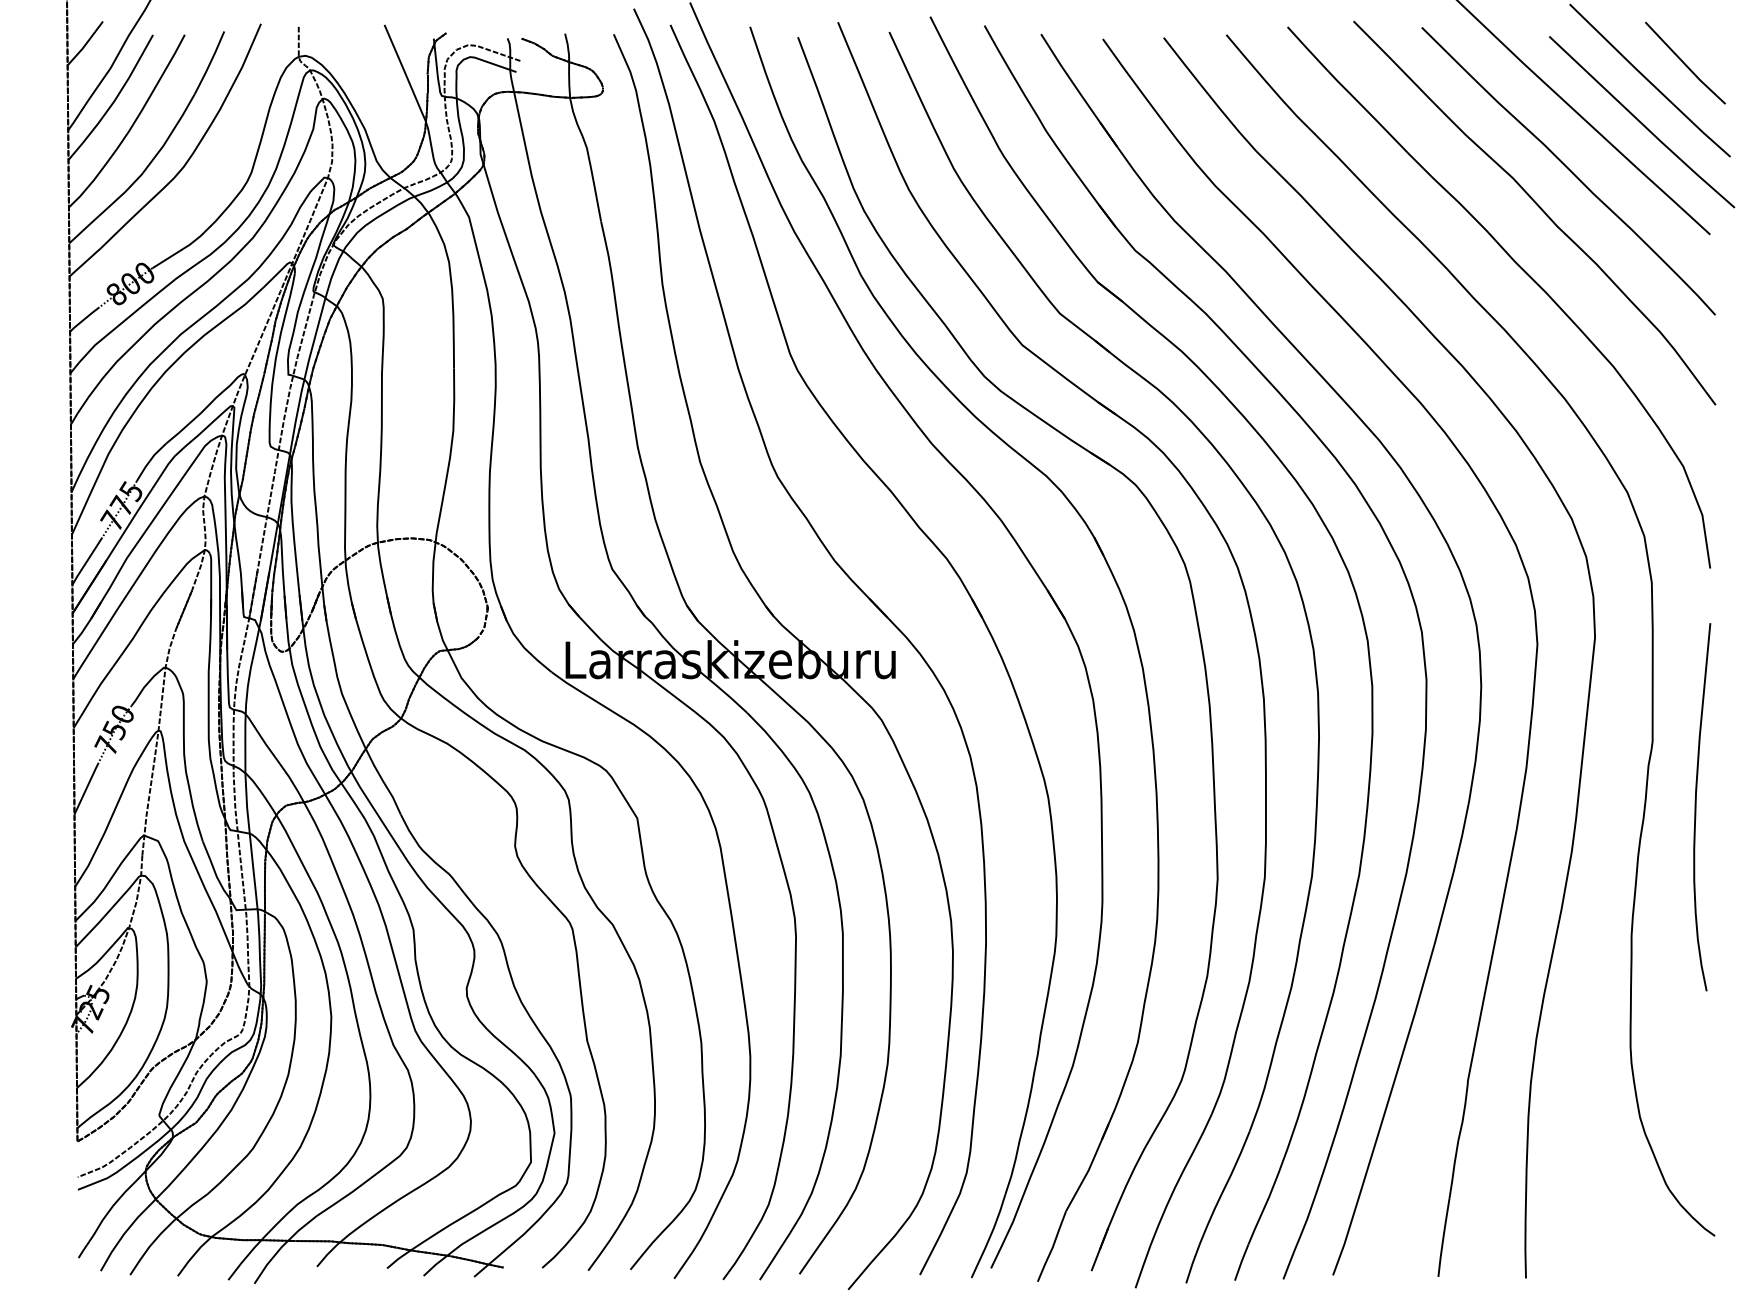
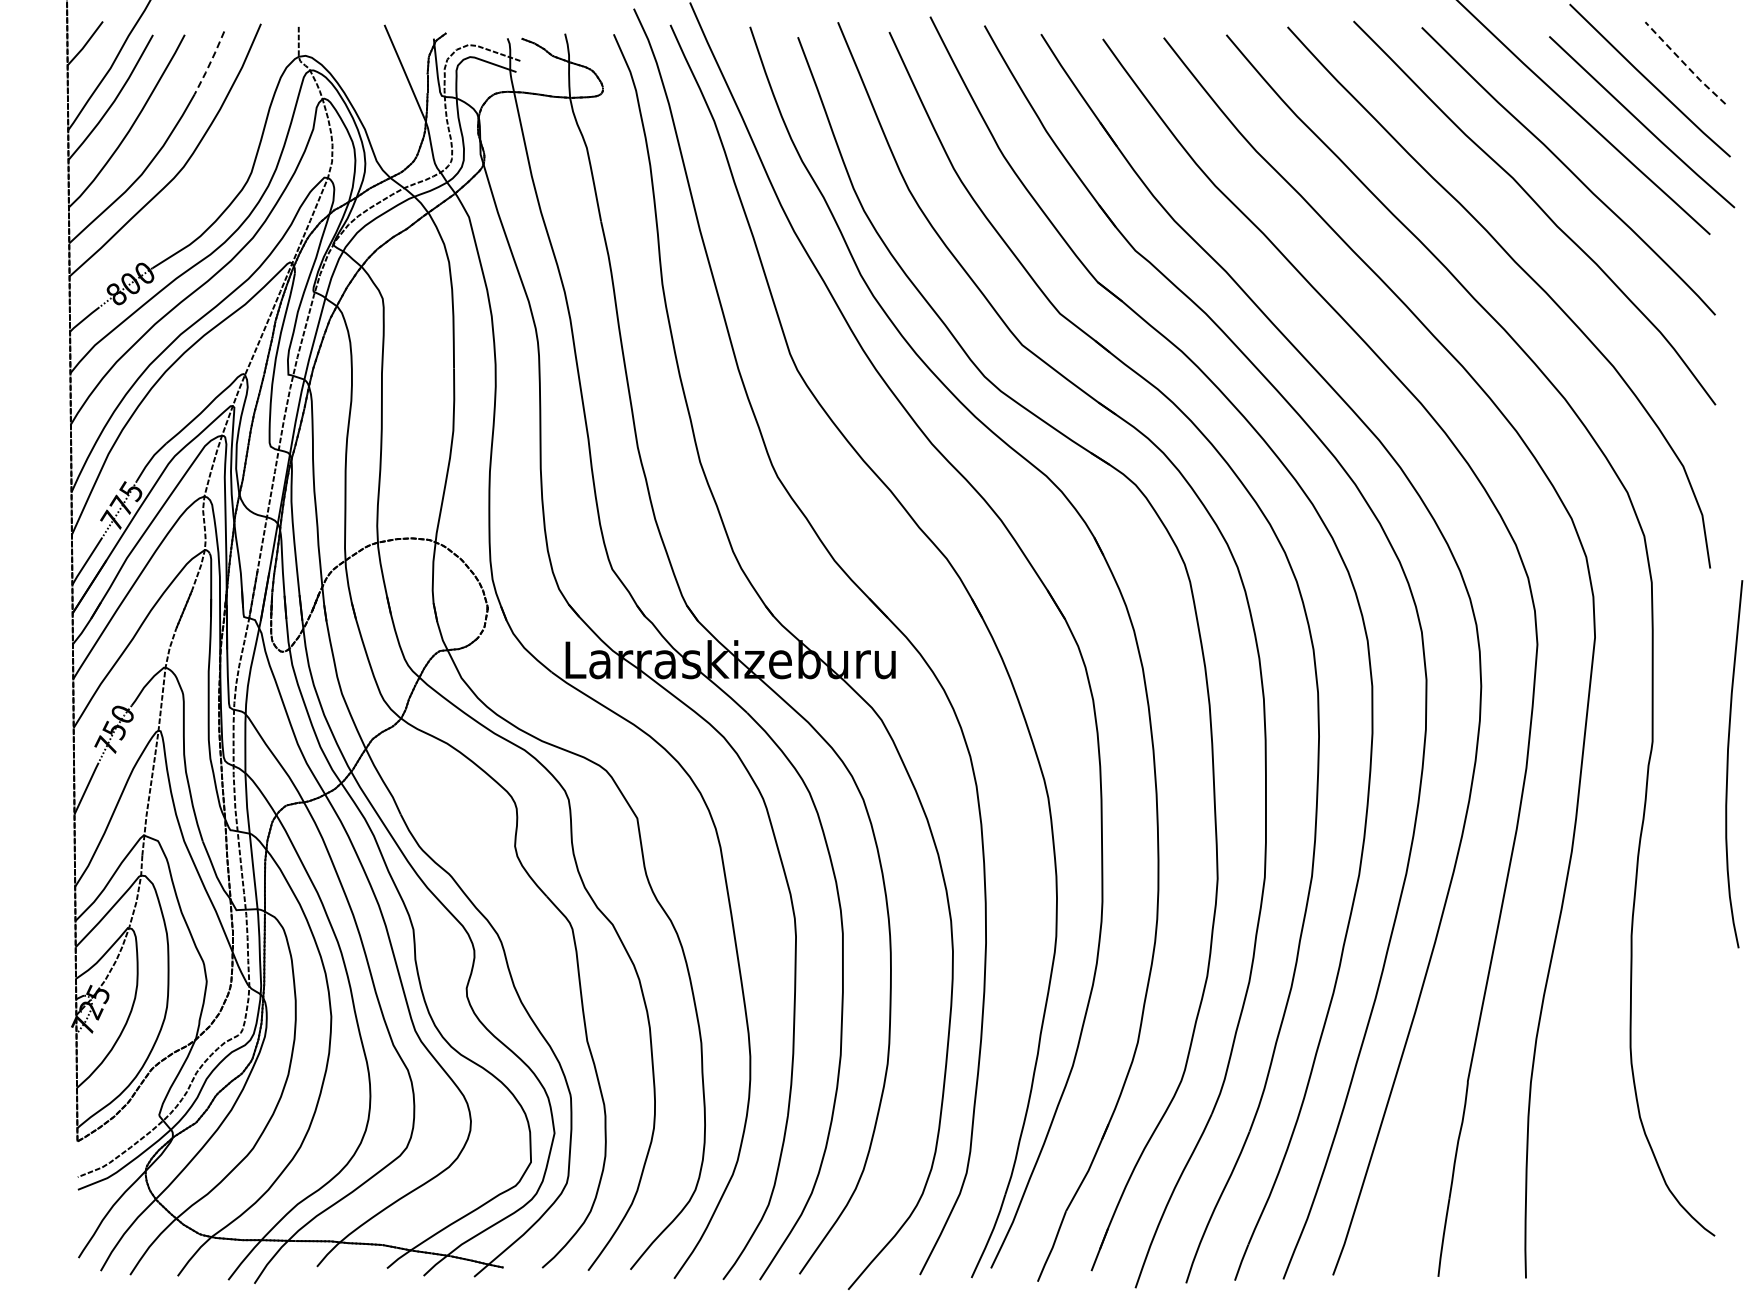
line: solid -> dashed (210, 63)
line: solid -> dashed (1684, 63)
curve position: (1696, 807) -> (1728, 764) (1728, 764)
